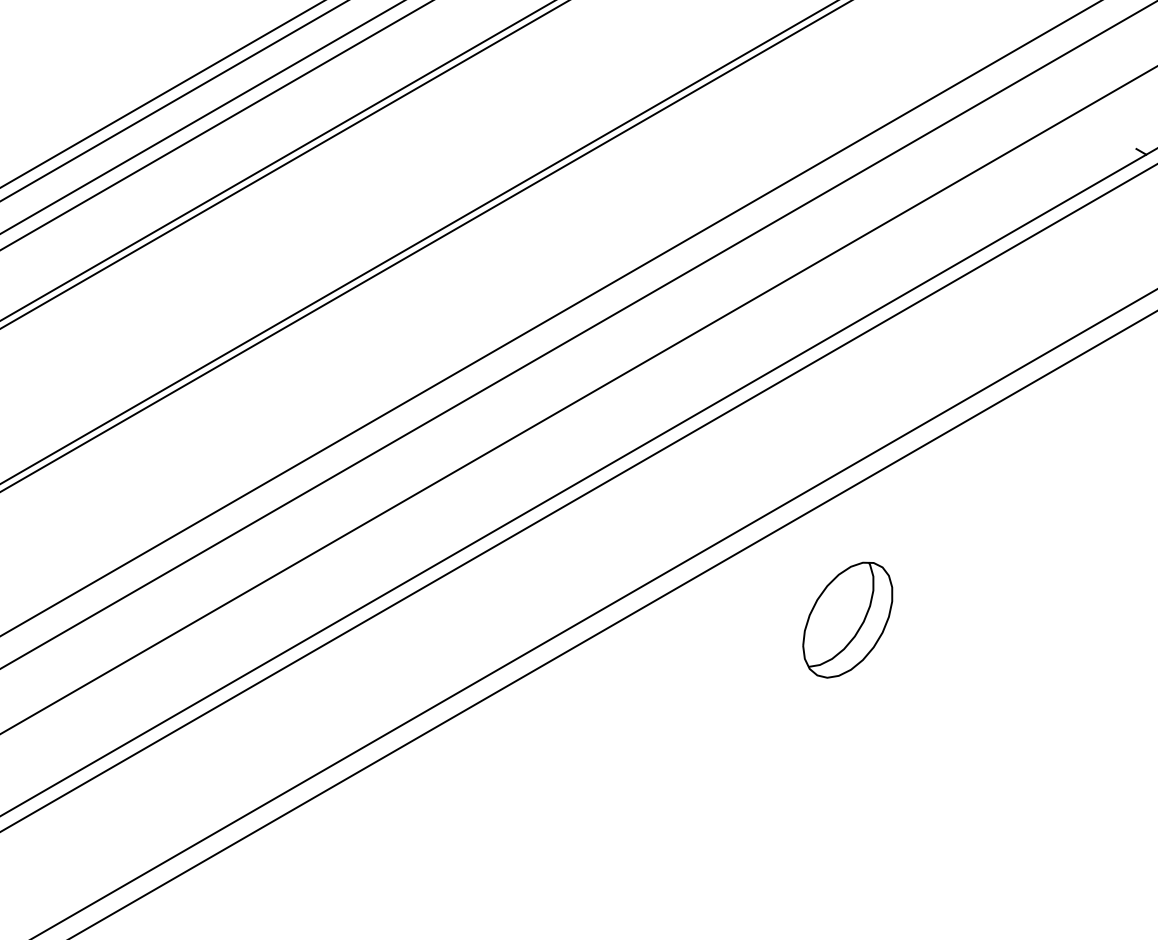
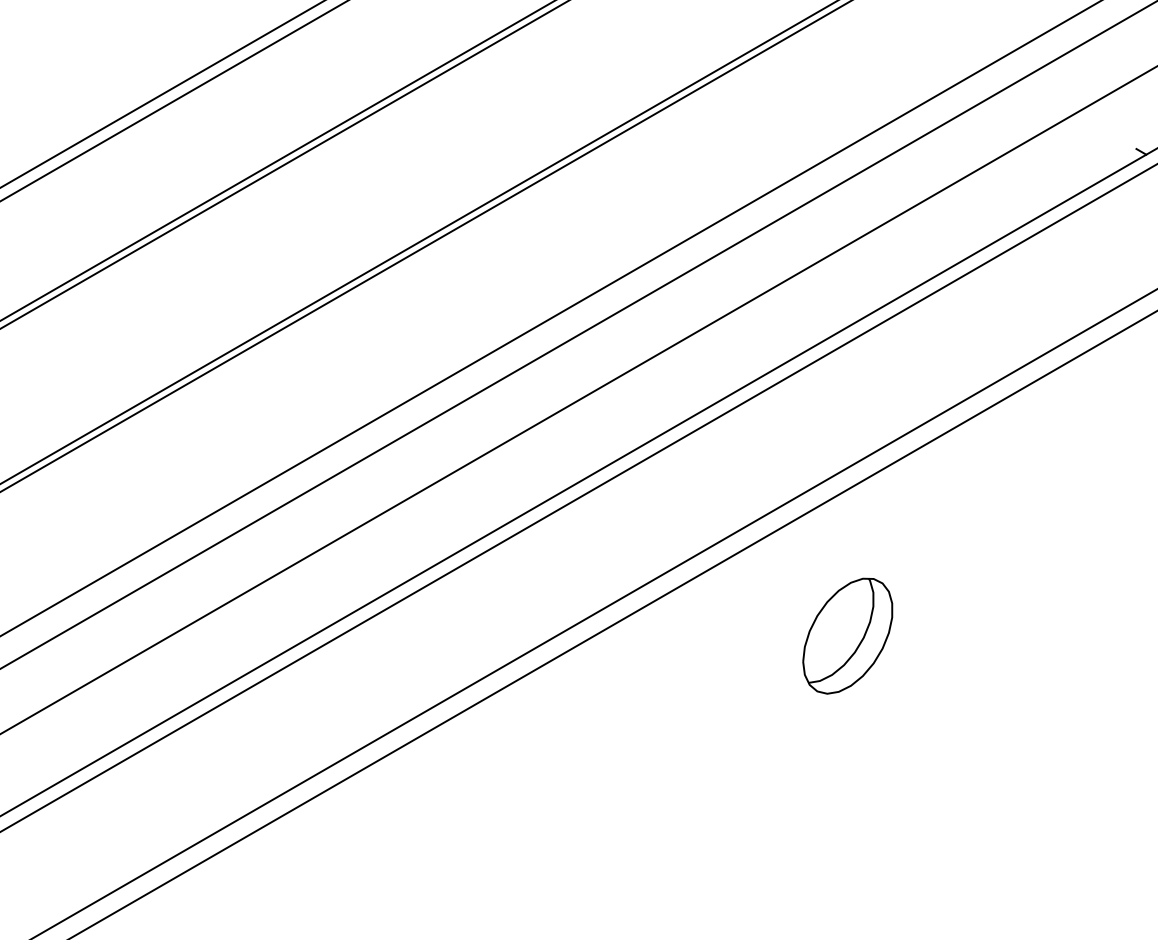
line: present -> none (202, 117)
line: present -> none (215, 125)
part position: (847, 619) -> (847, 635) (847, 635)
